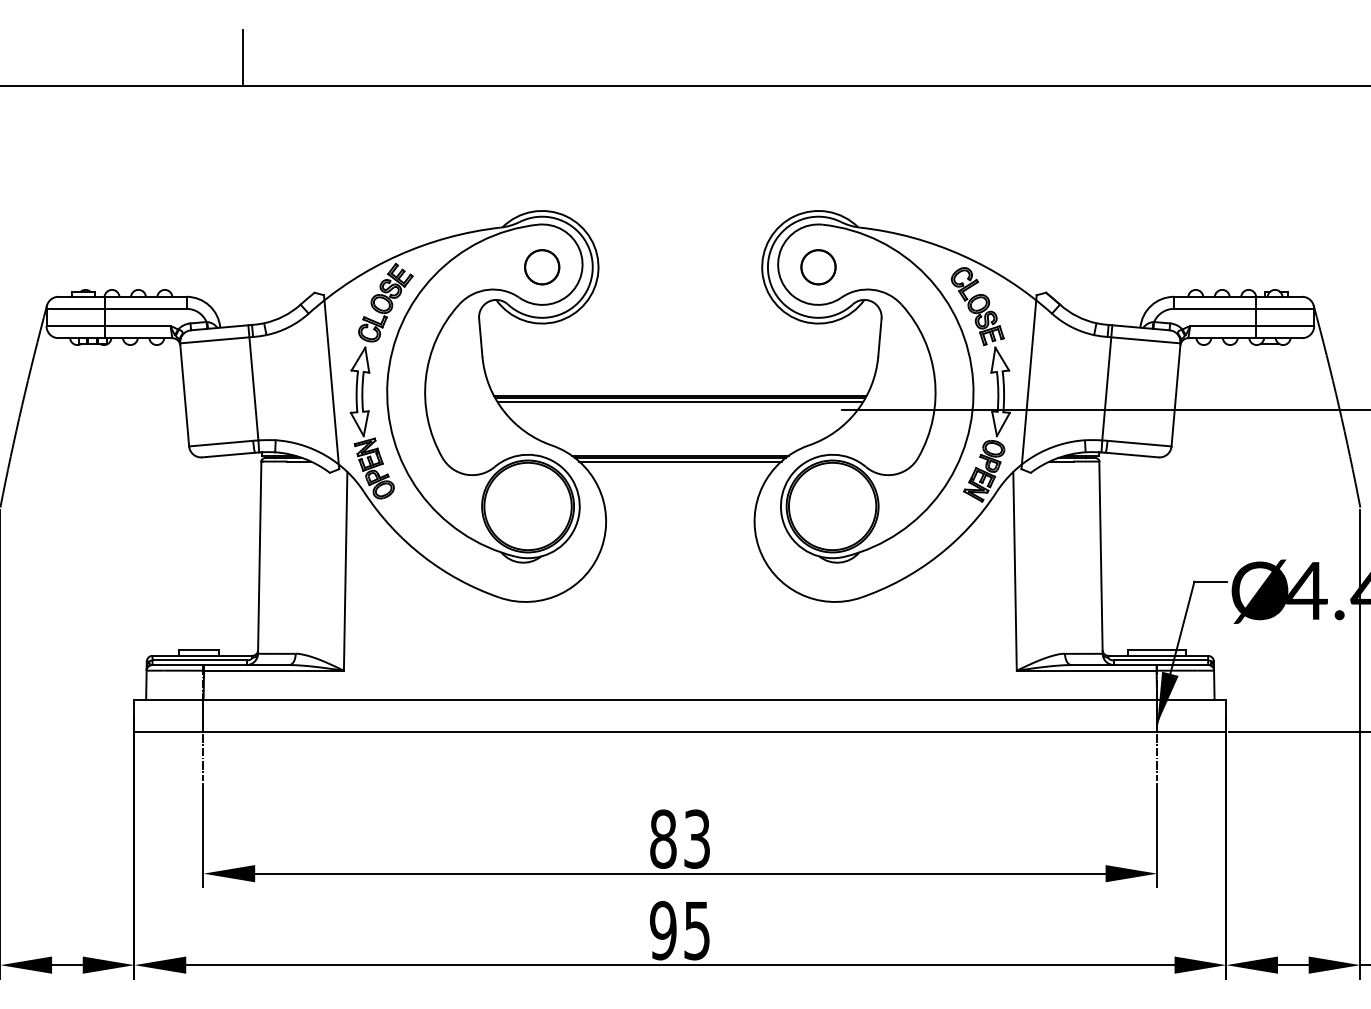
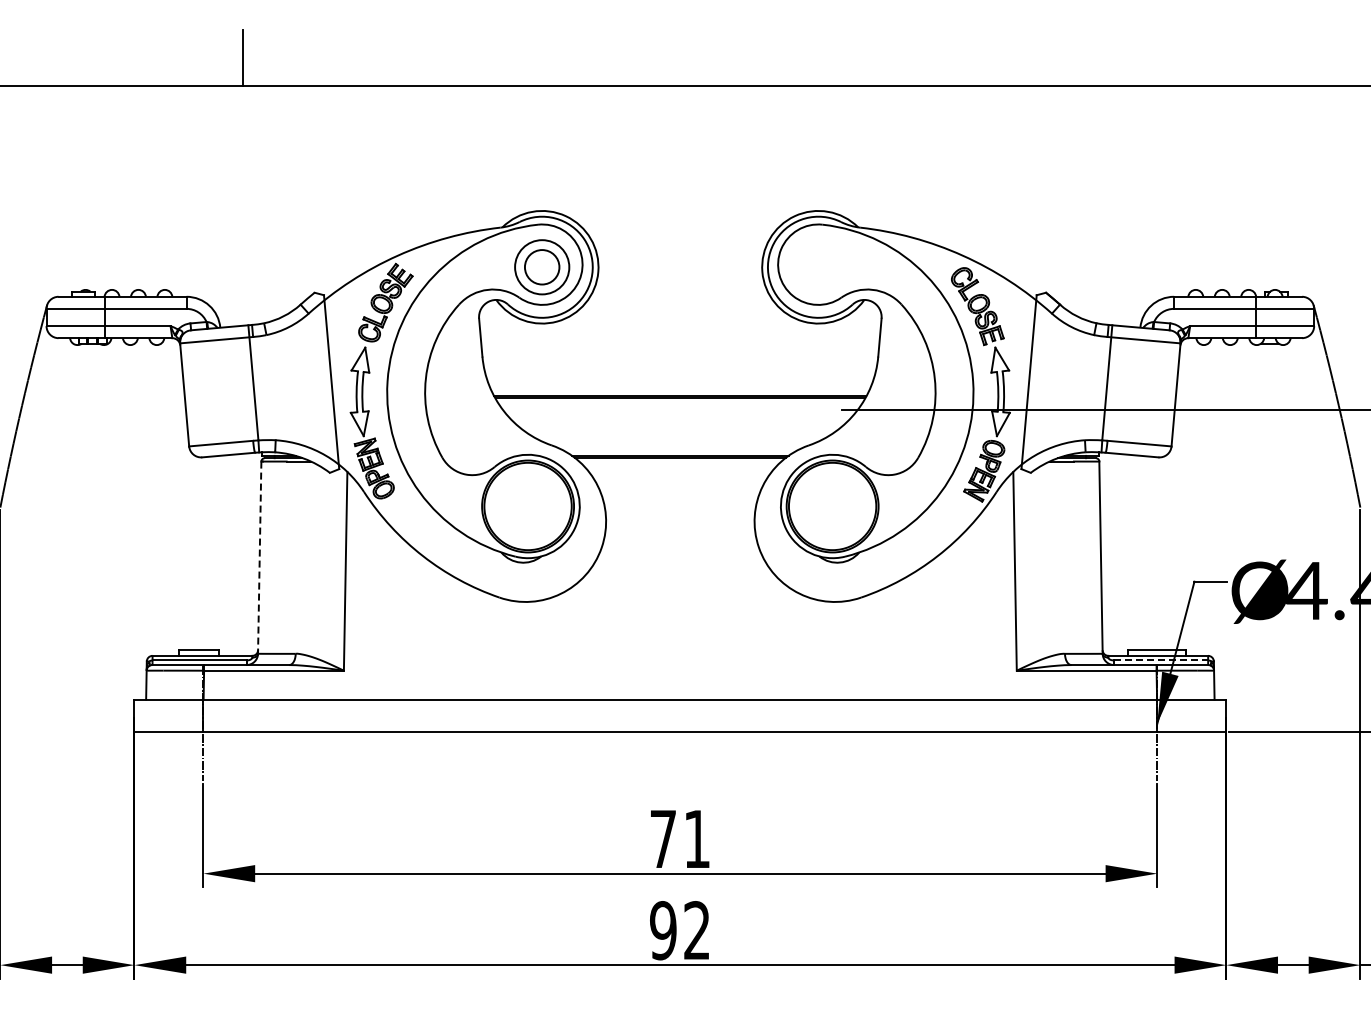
circle diameter: 34 px -> 54 px (542, 267)
circle: present -> none (818, 267)
line: present -> none (679, 401)
line: present -> none (680, 461)
line: solid -> dashed (259, 558)
line: solid -> dashed (1161, 660)
text: 83 -> 71 (679, 838)
text: 95 -> 92 (696, 930)
